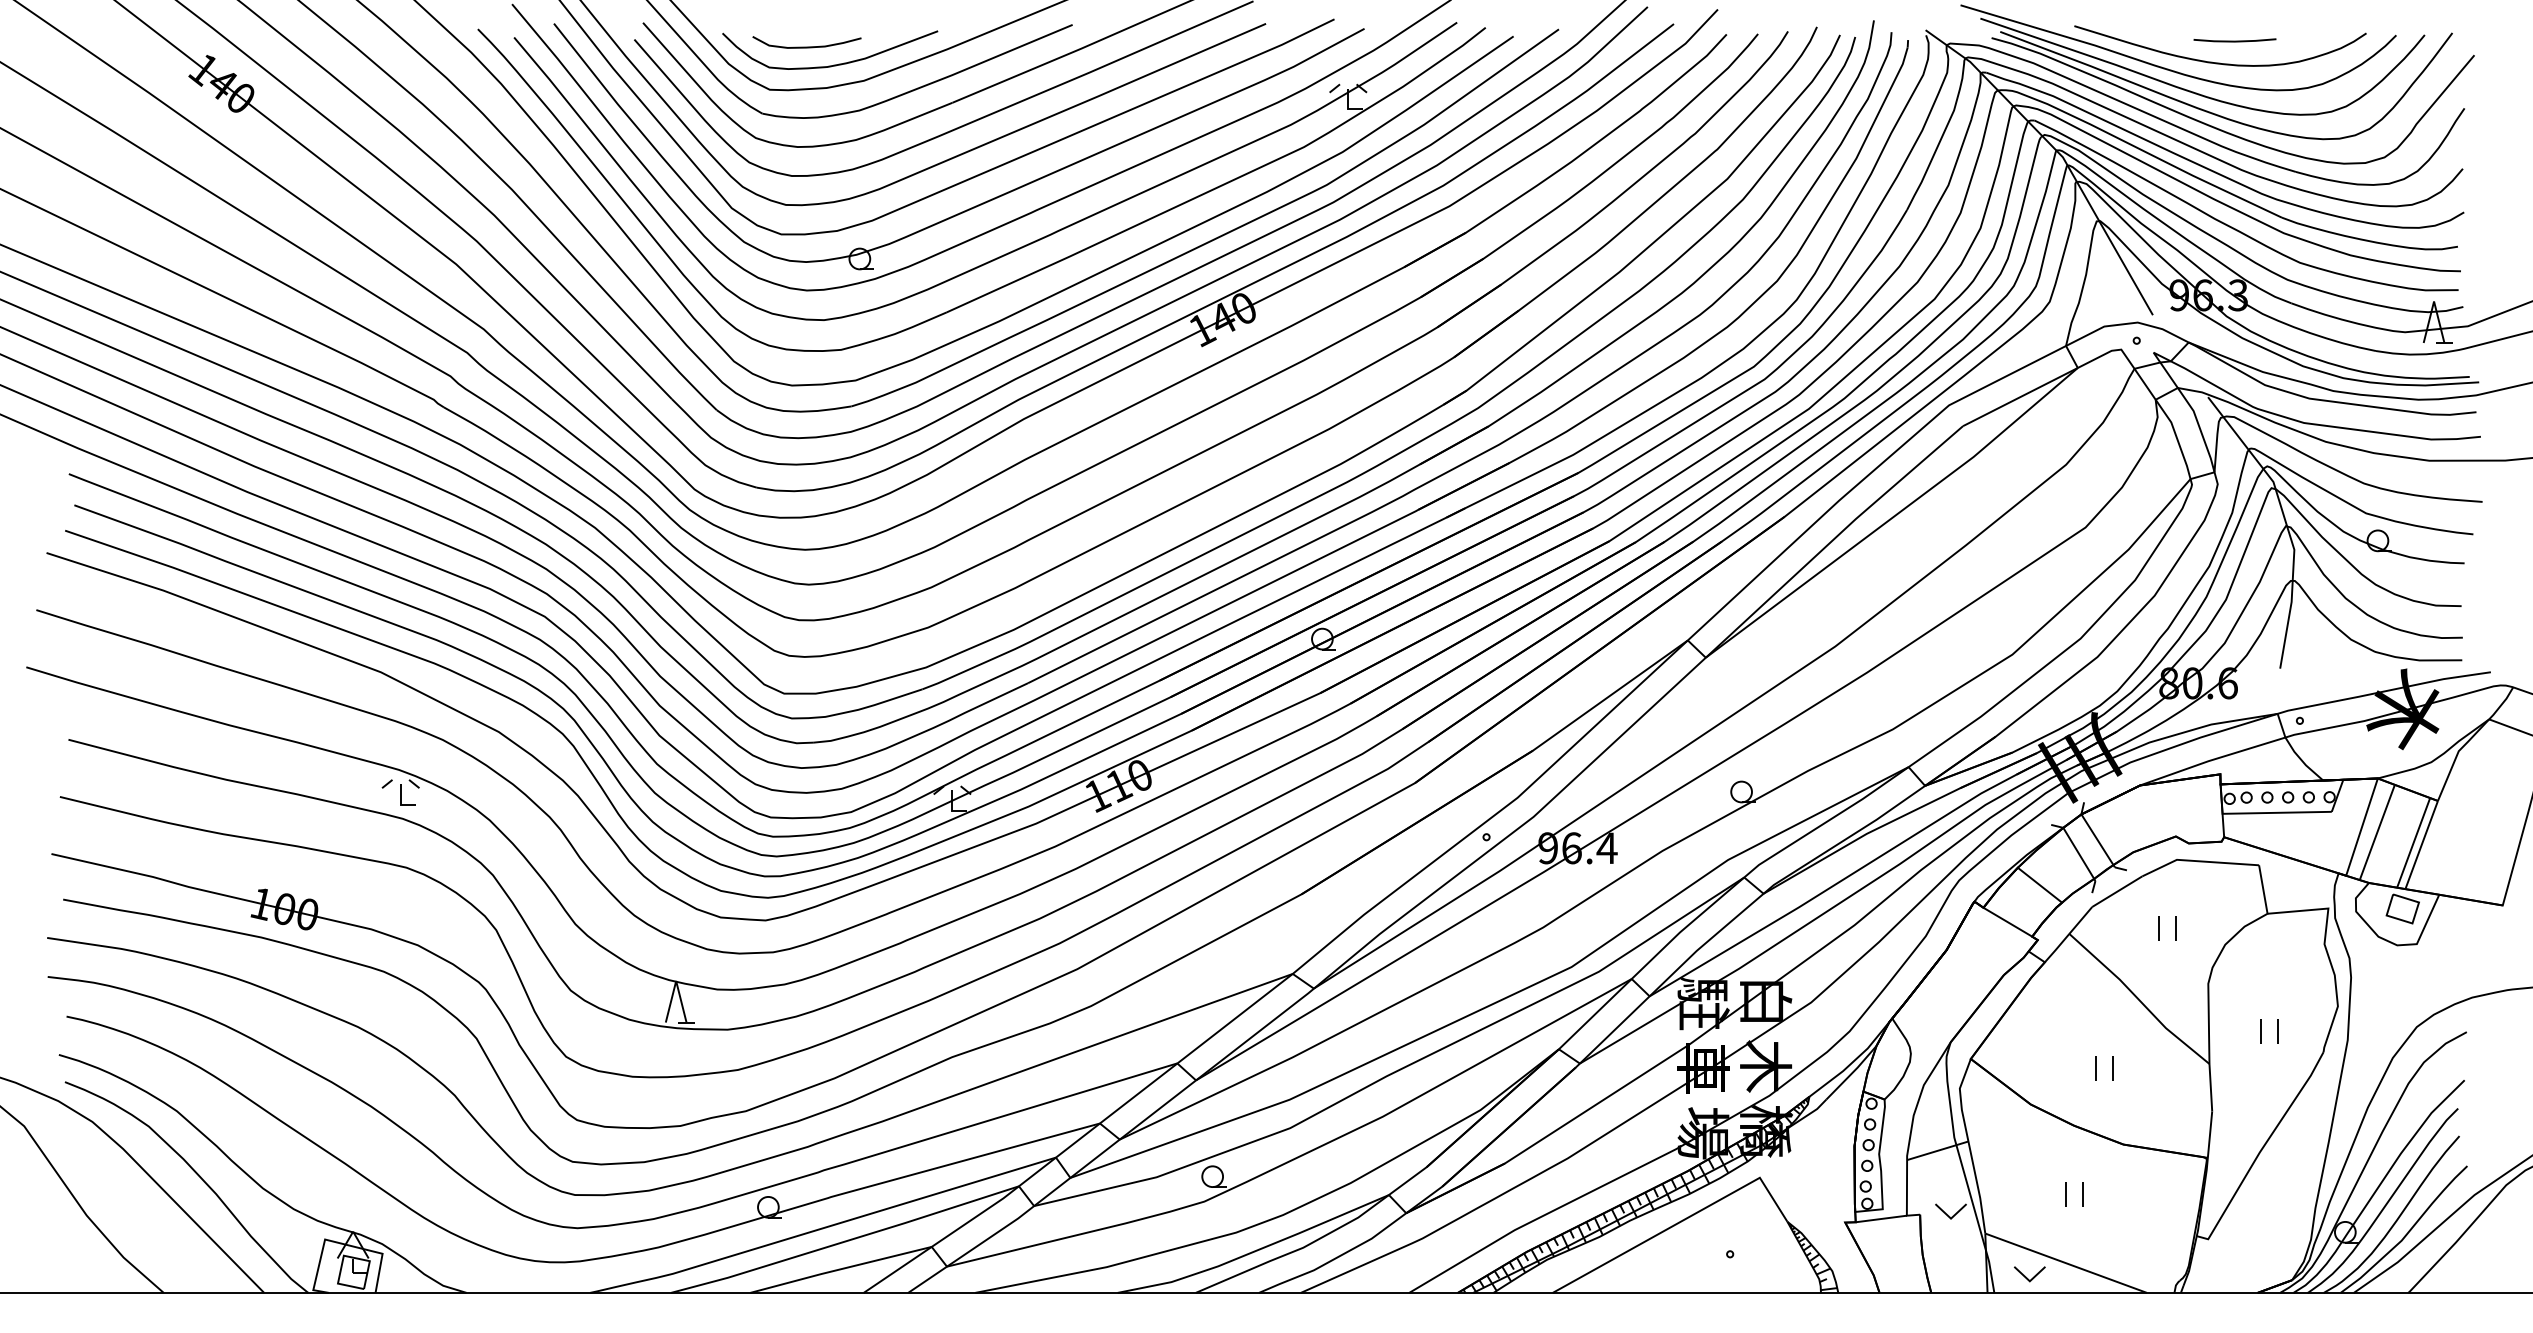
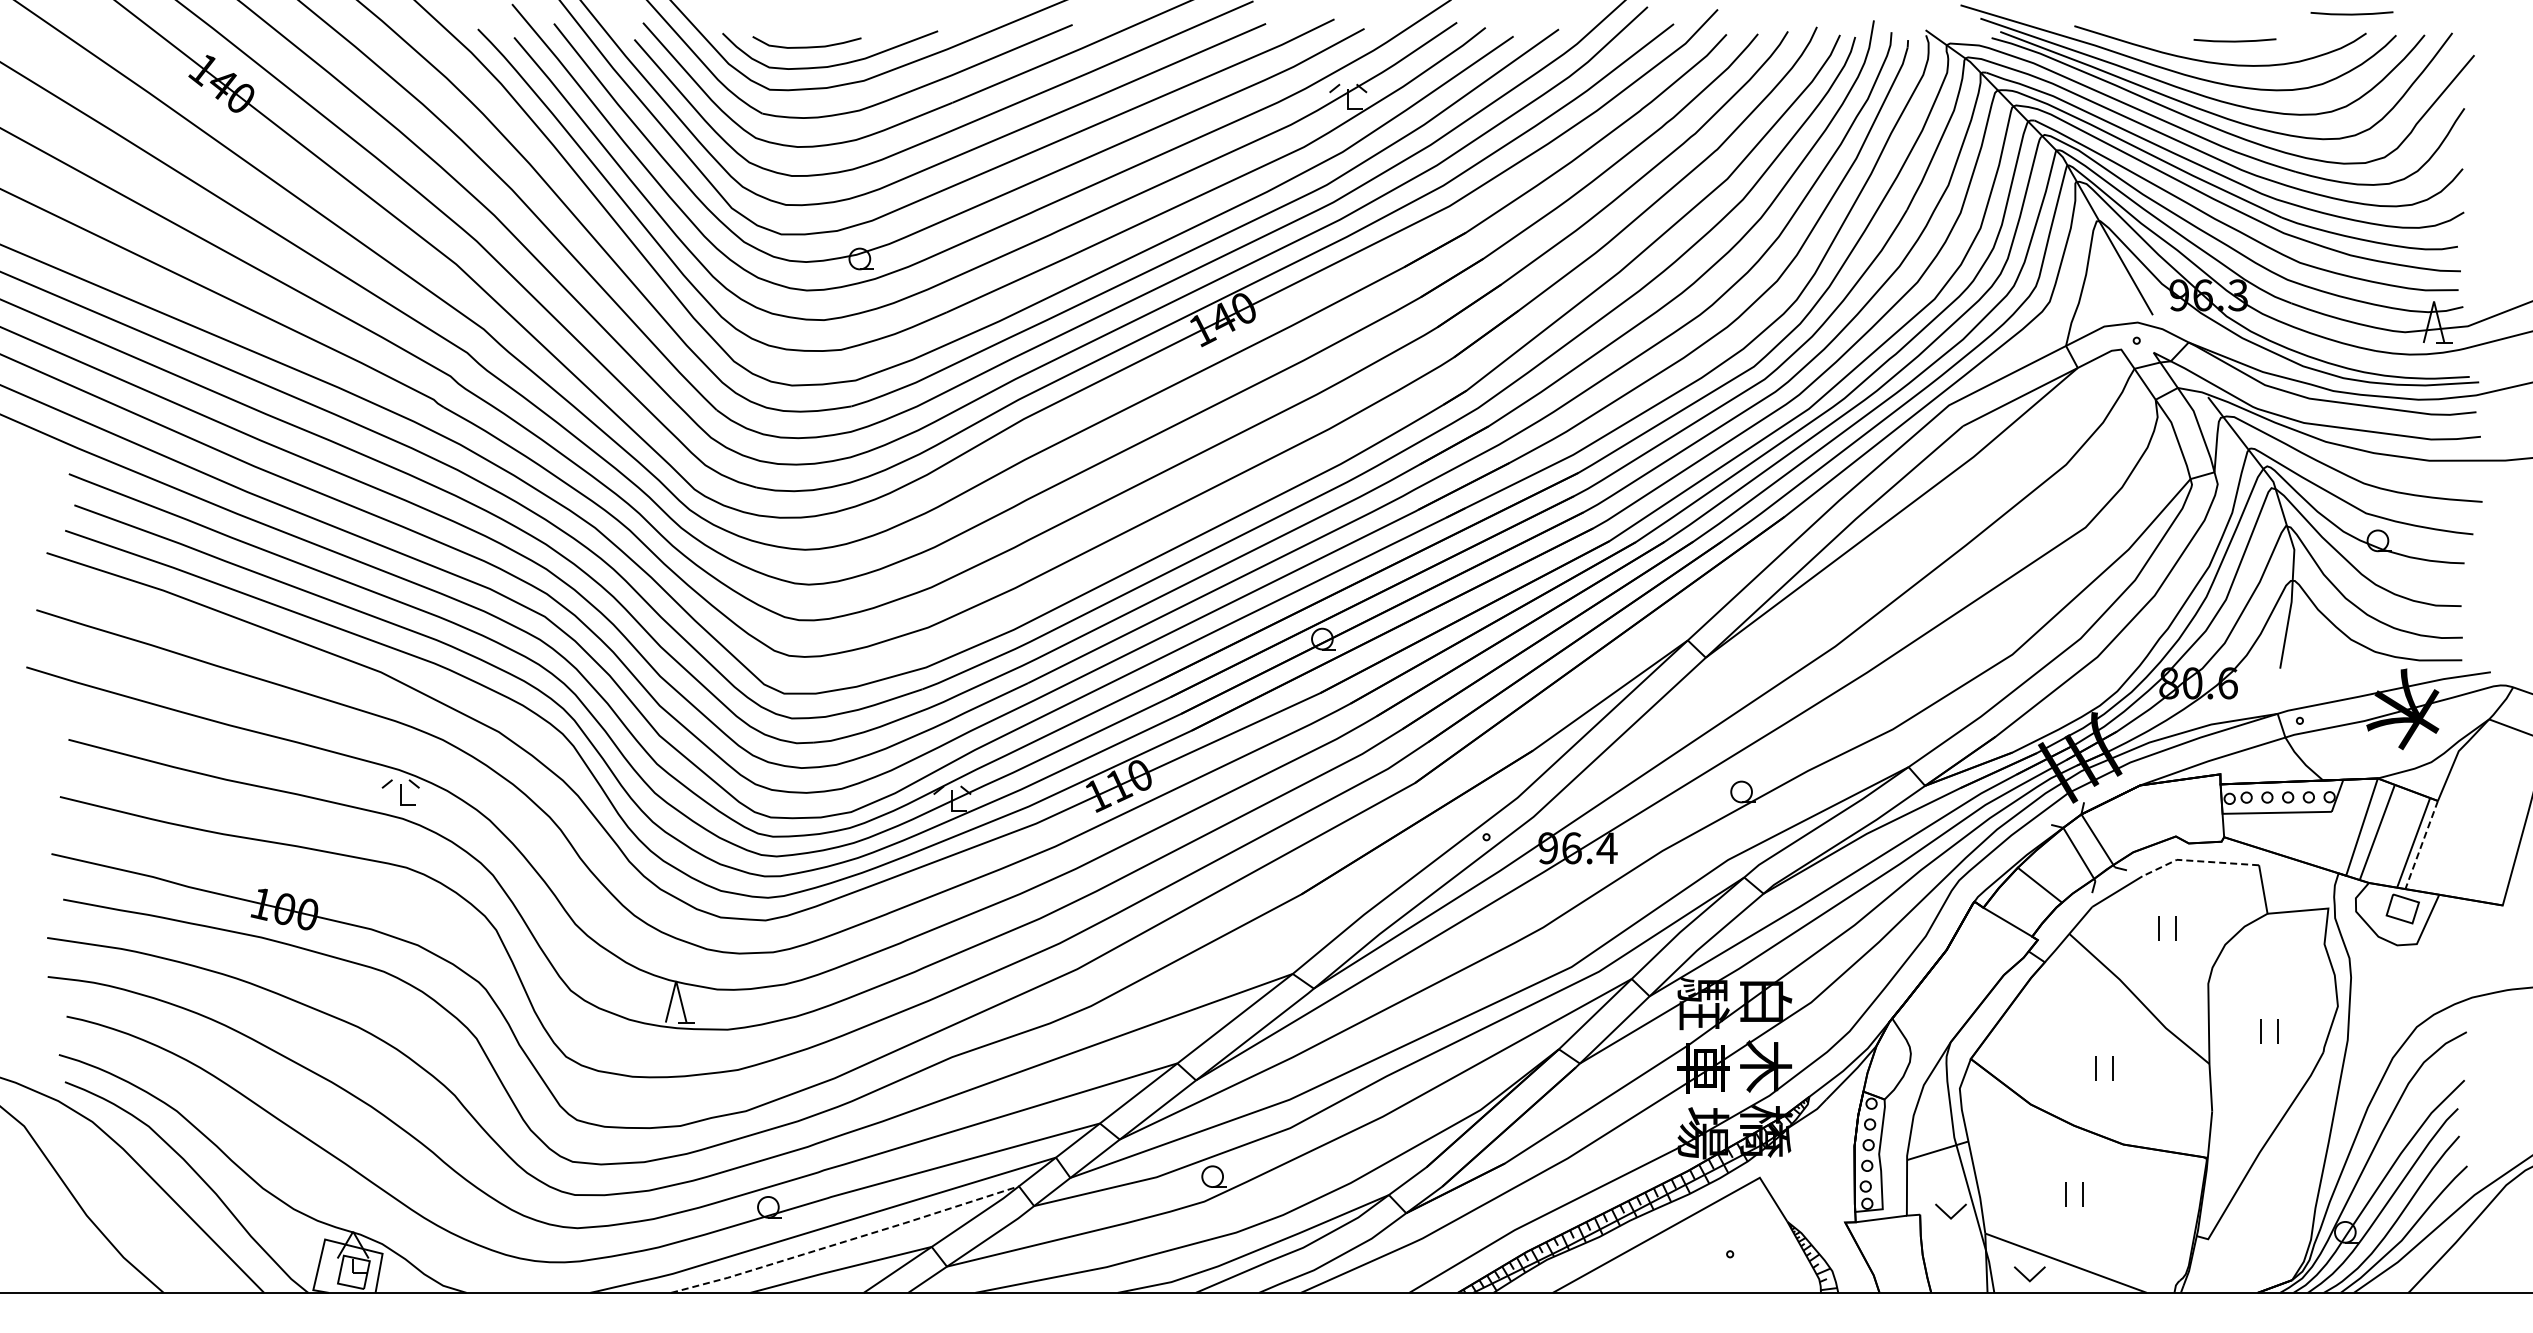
line: none -> present (2351, 13)
line: solid -> dashed (2421, 845)
line: solid -> dashed (2197, 861)
line: solid -> dashed (845, 1241)
